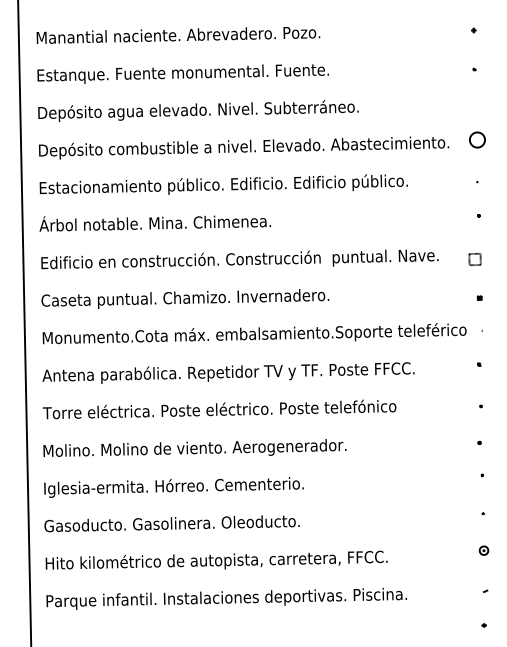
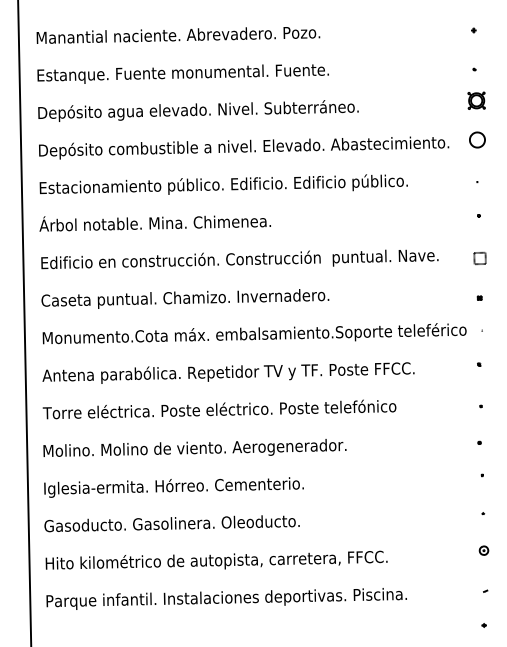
part: none -> present (476, 100)
part position: (474, 259) -> (479, 258) (479, 258)
